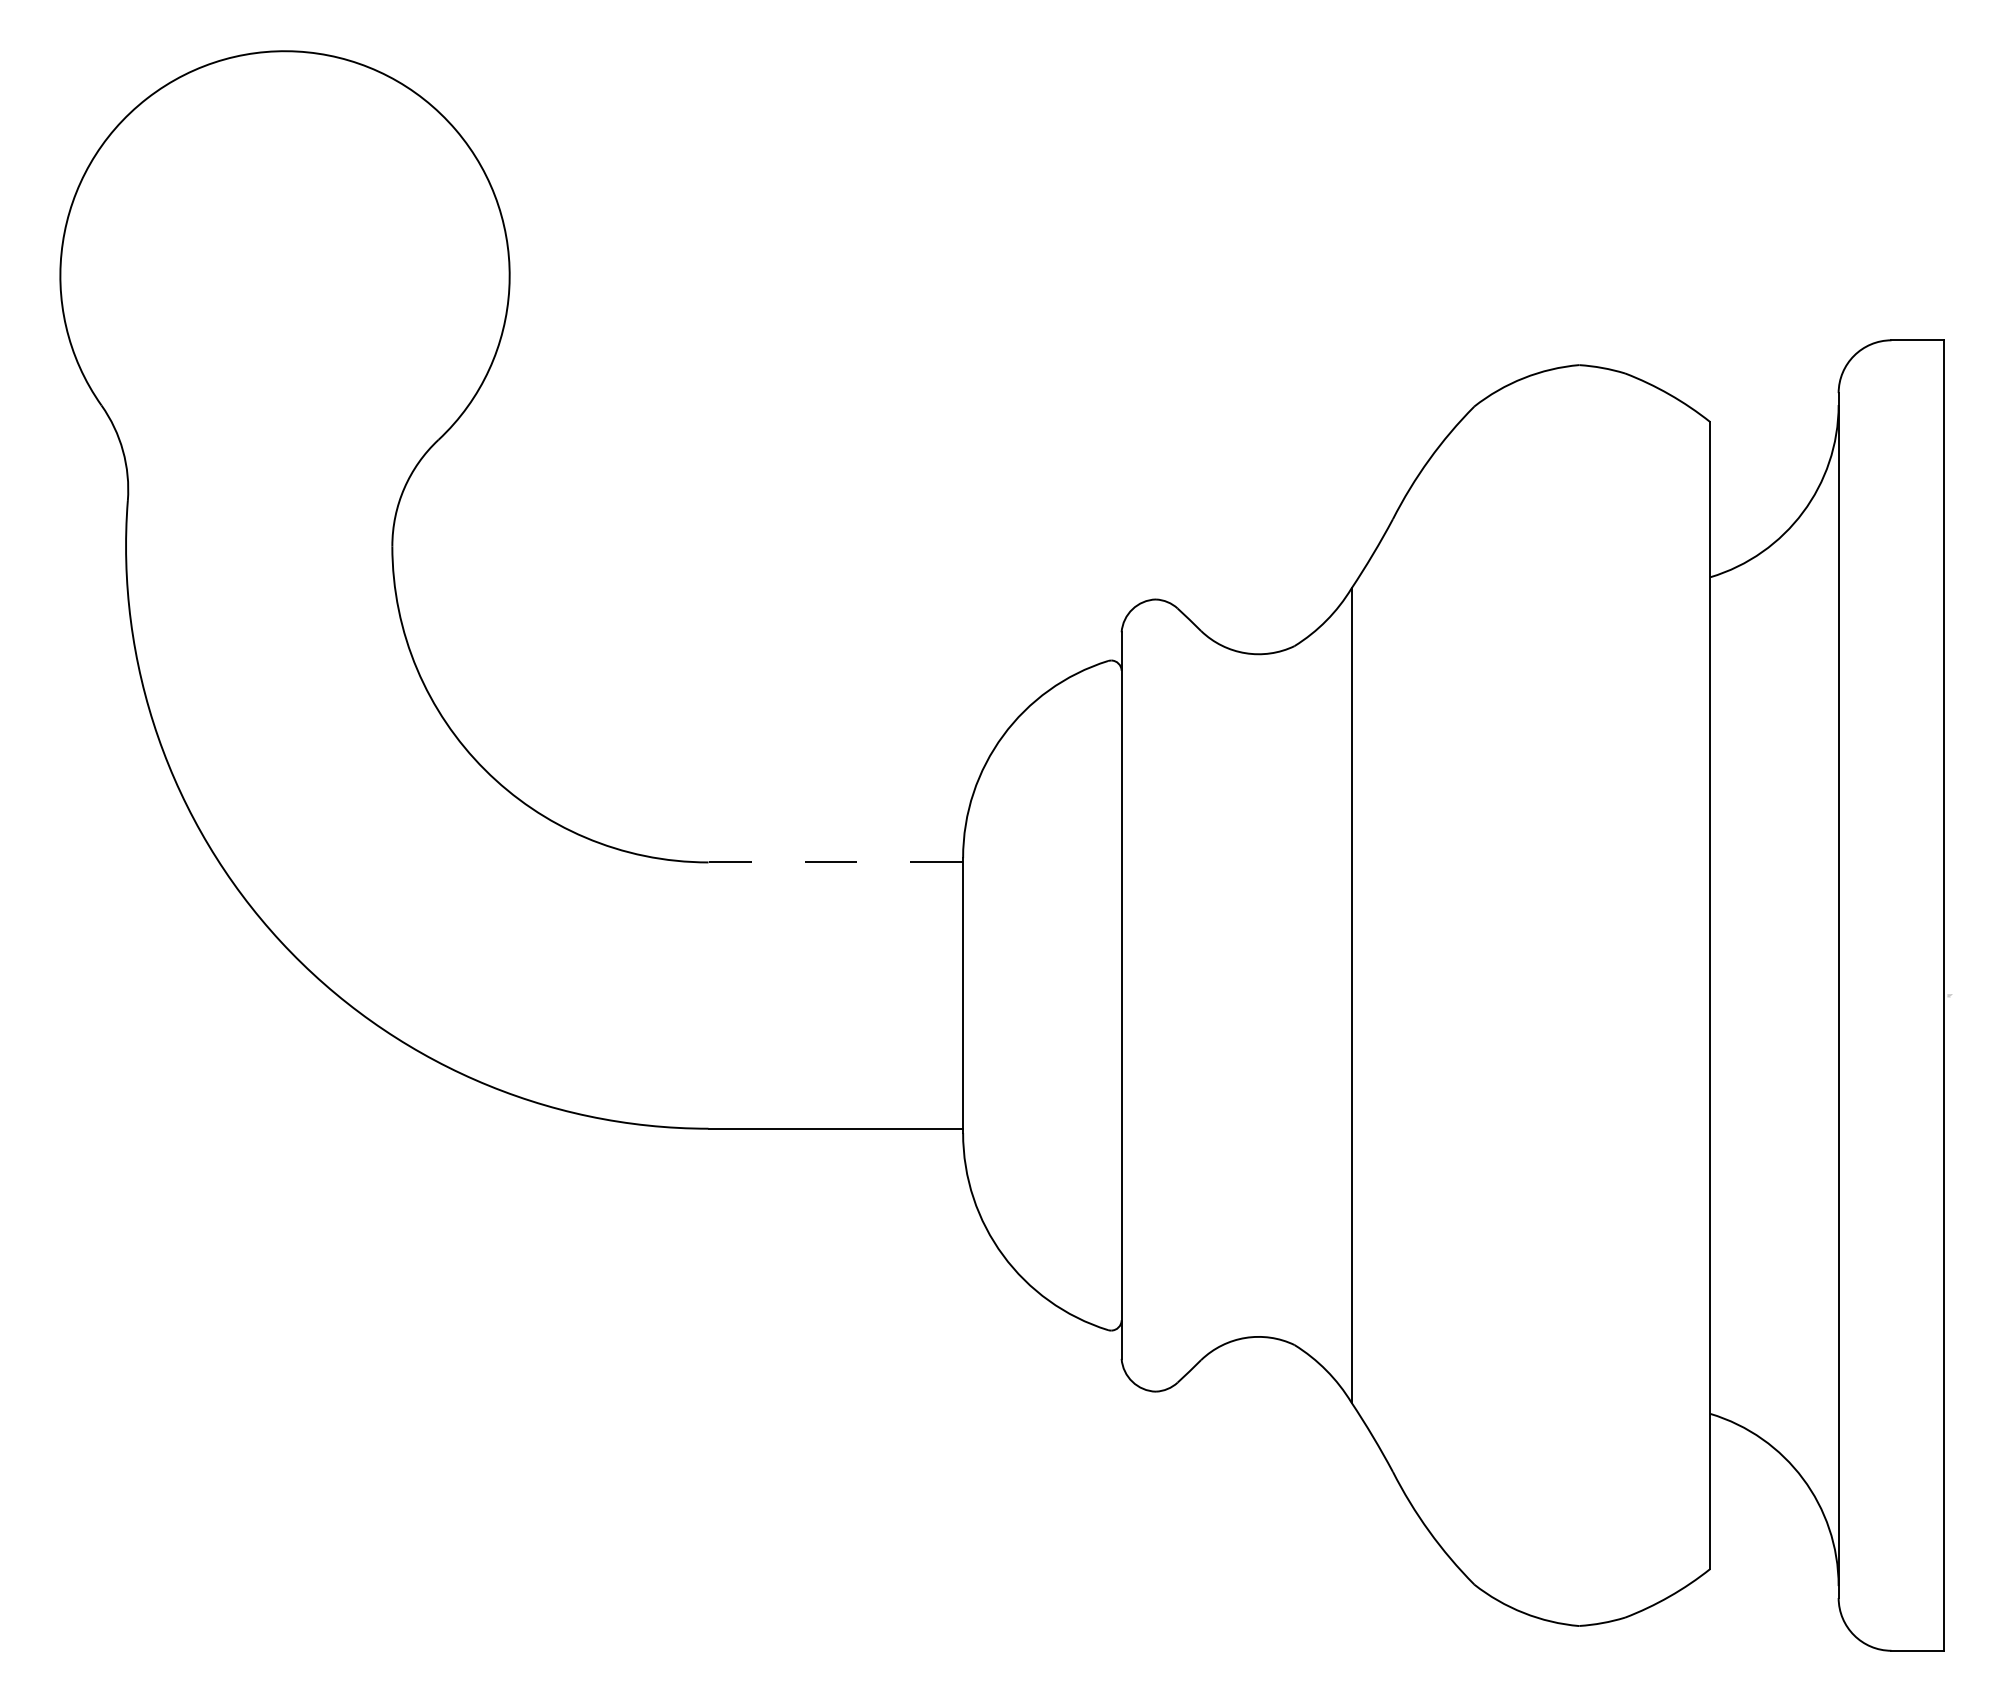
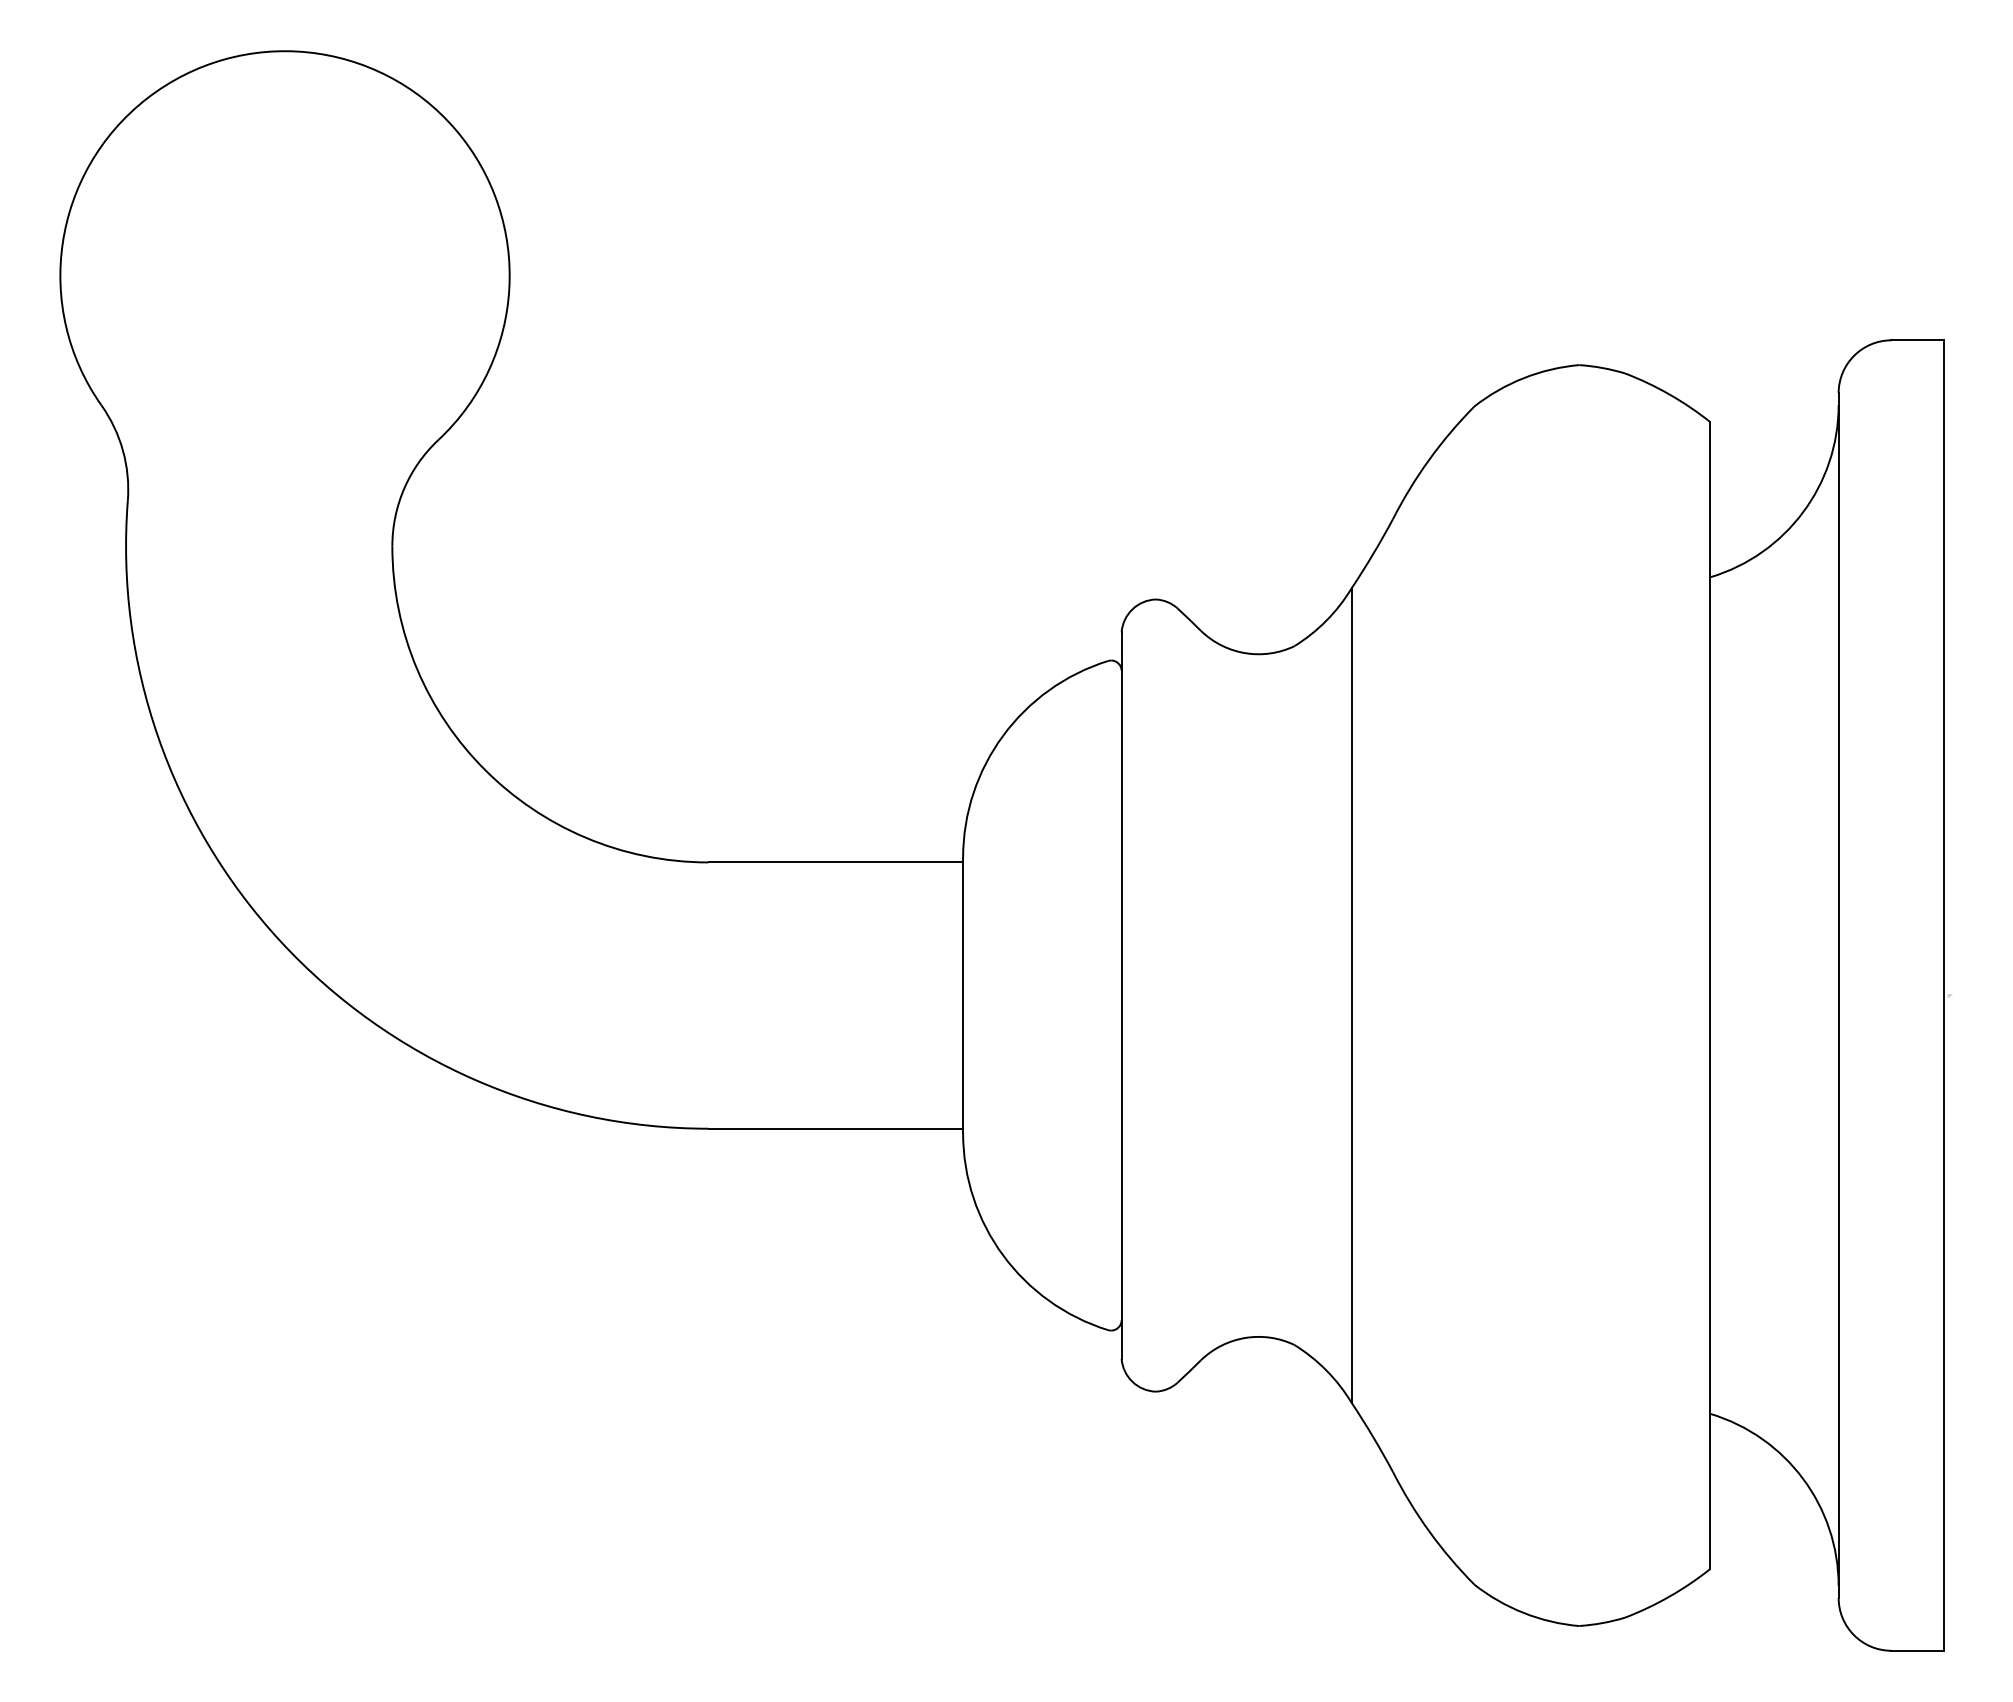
line: dashed -> solid (835, 862)
